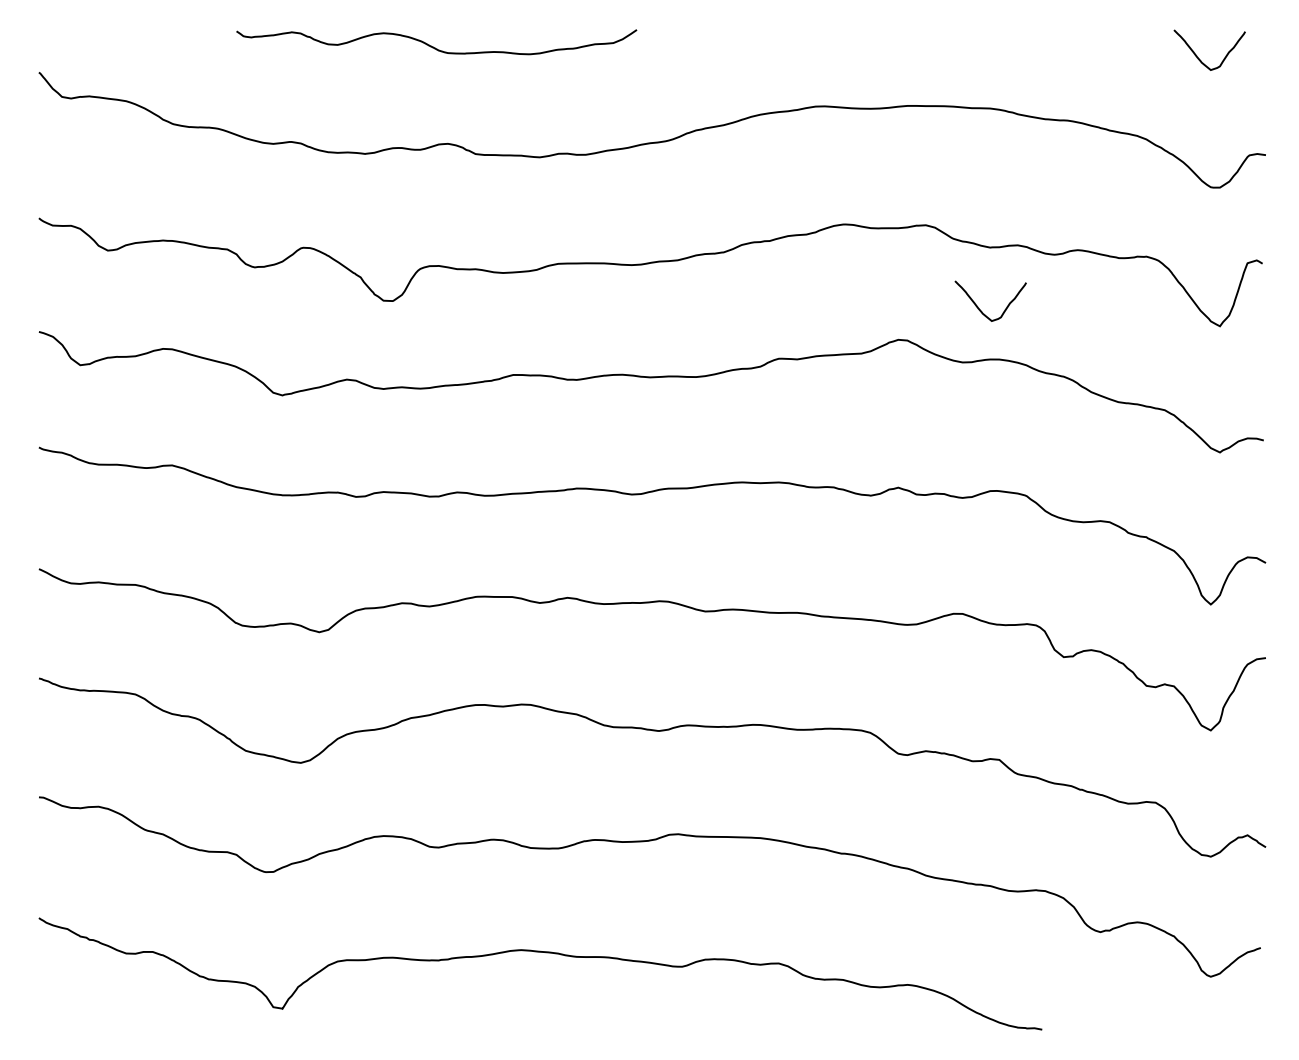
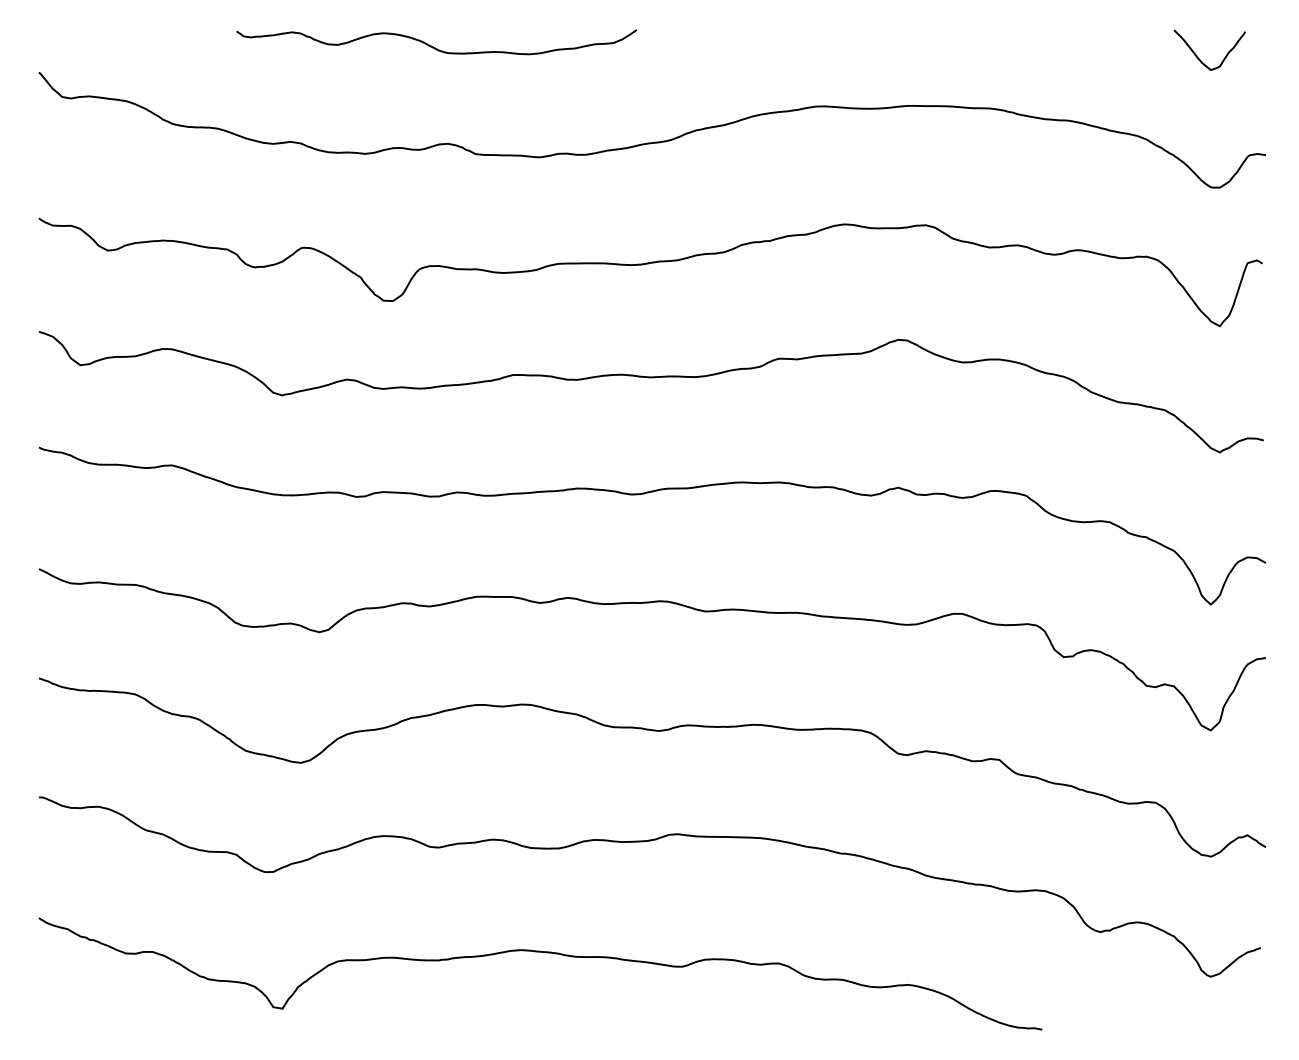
curve: present -> none (978, 306)
